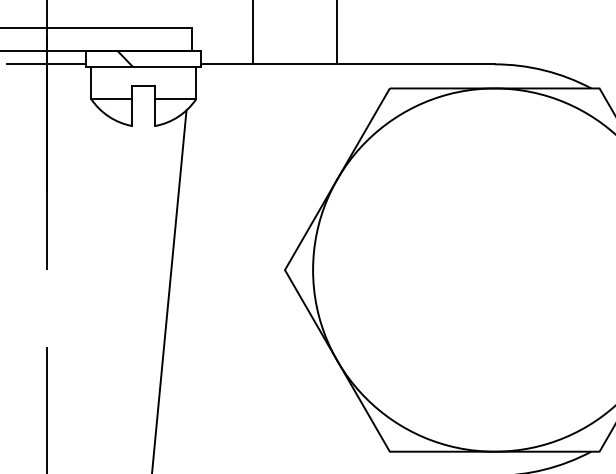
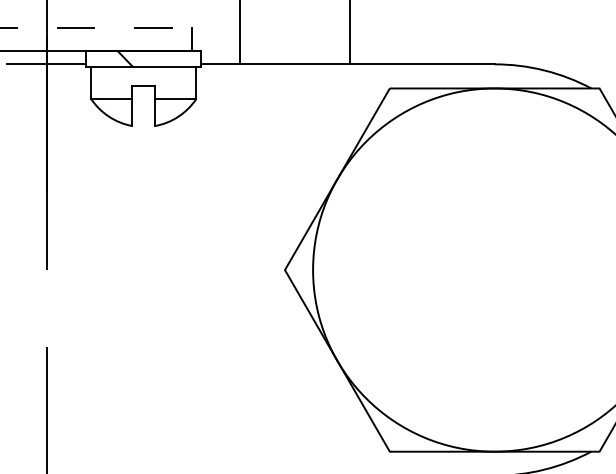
line: solid -> dashed (96, 27)
line position: (252, 33) -> (239, 33) (239, 33)
line position: (337, 33) -> (350, 33) (350, 33)
line: present -> none (169, 290)
